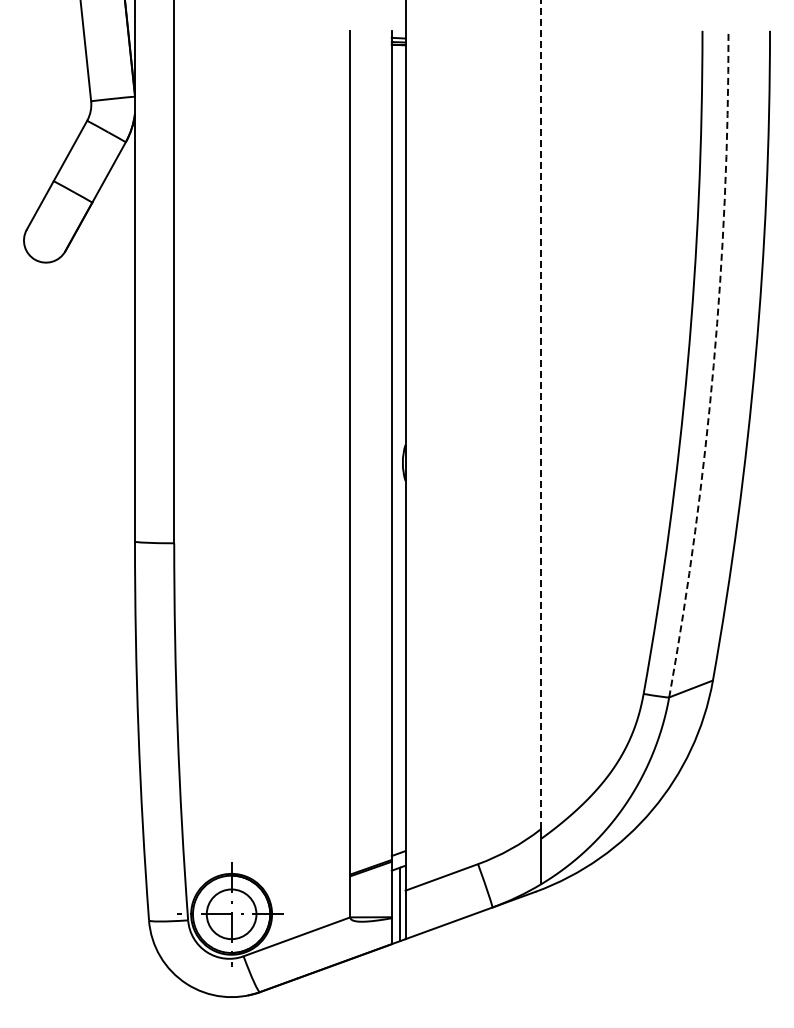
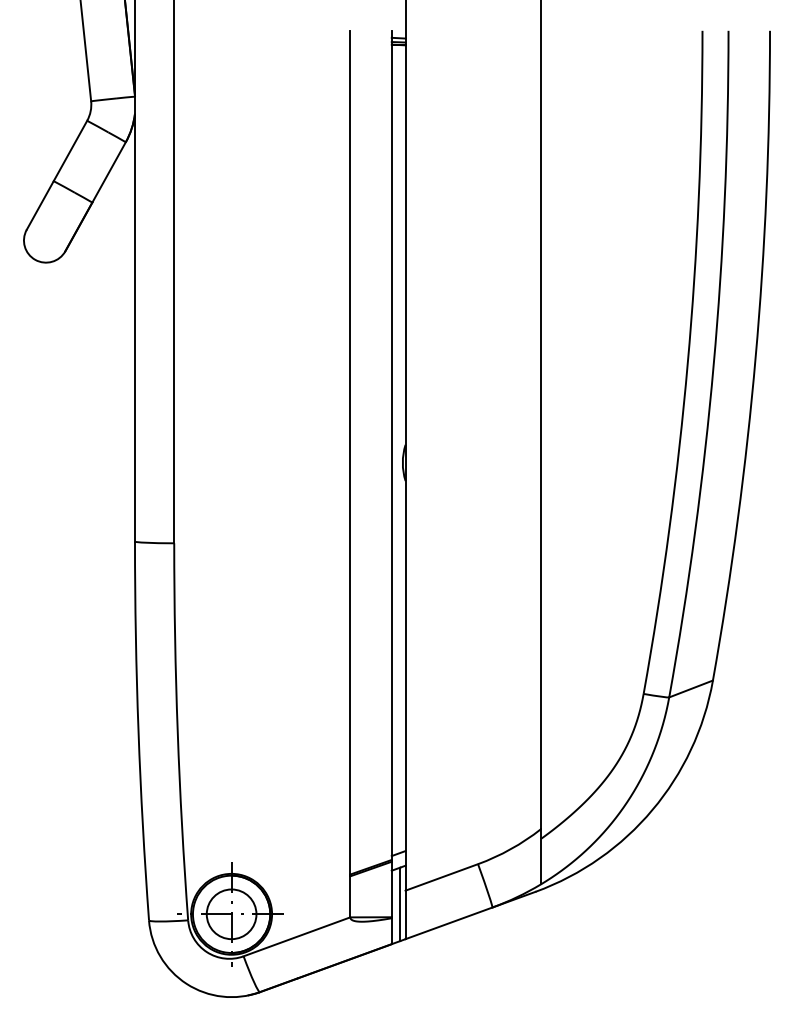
arc: dashed -> solid (713, 365)
line: dashed -> solid (540, 414)
